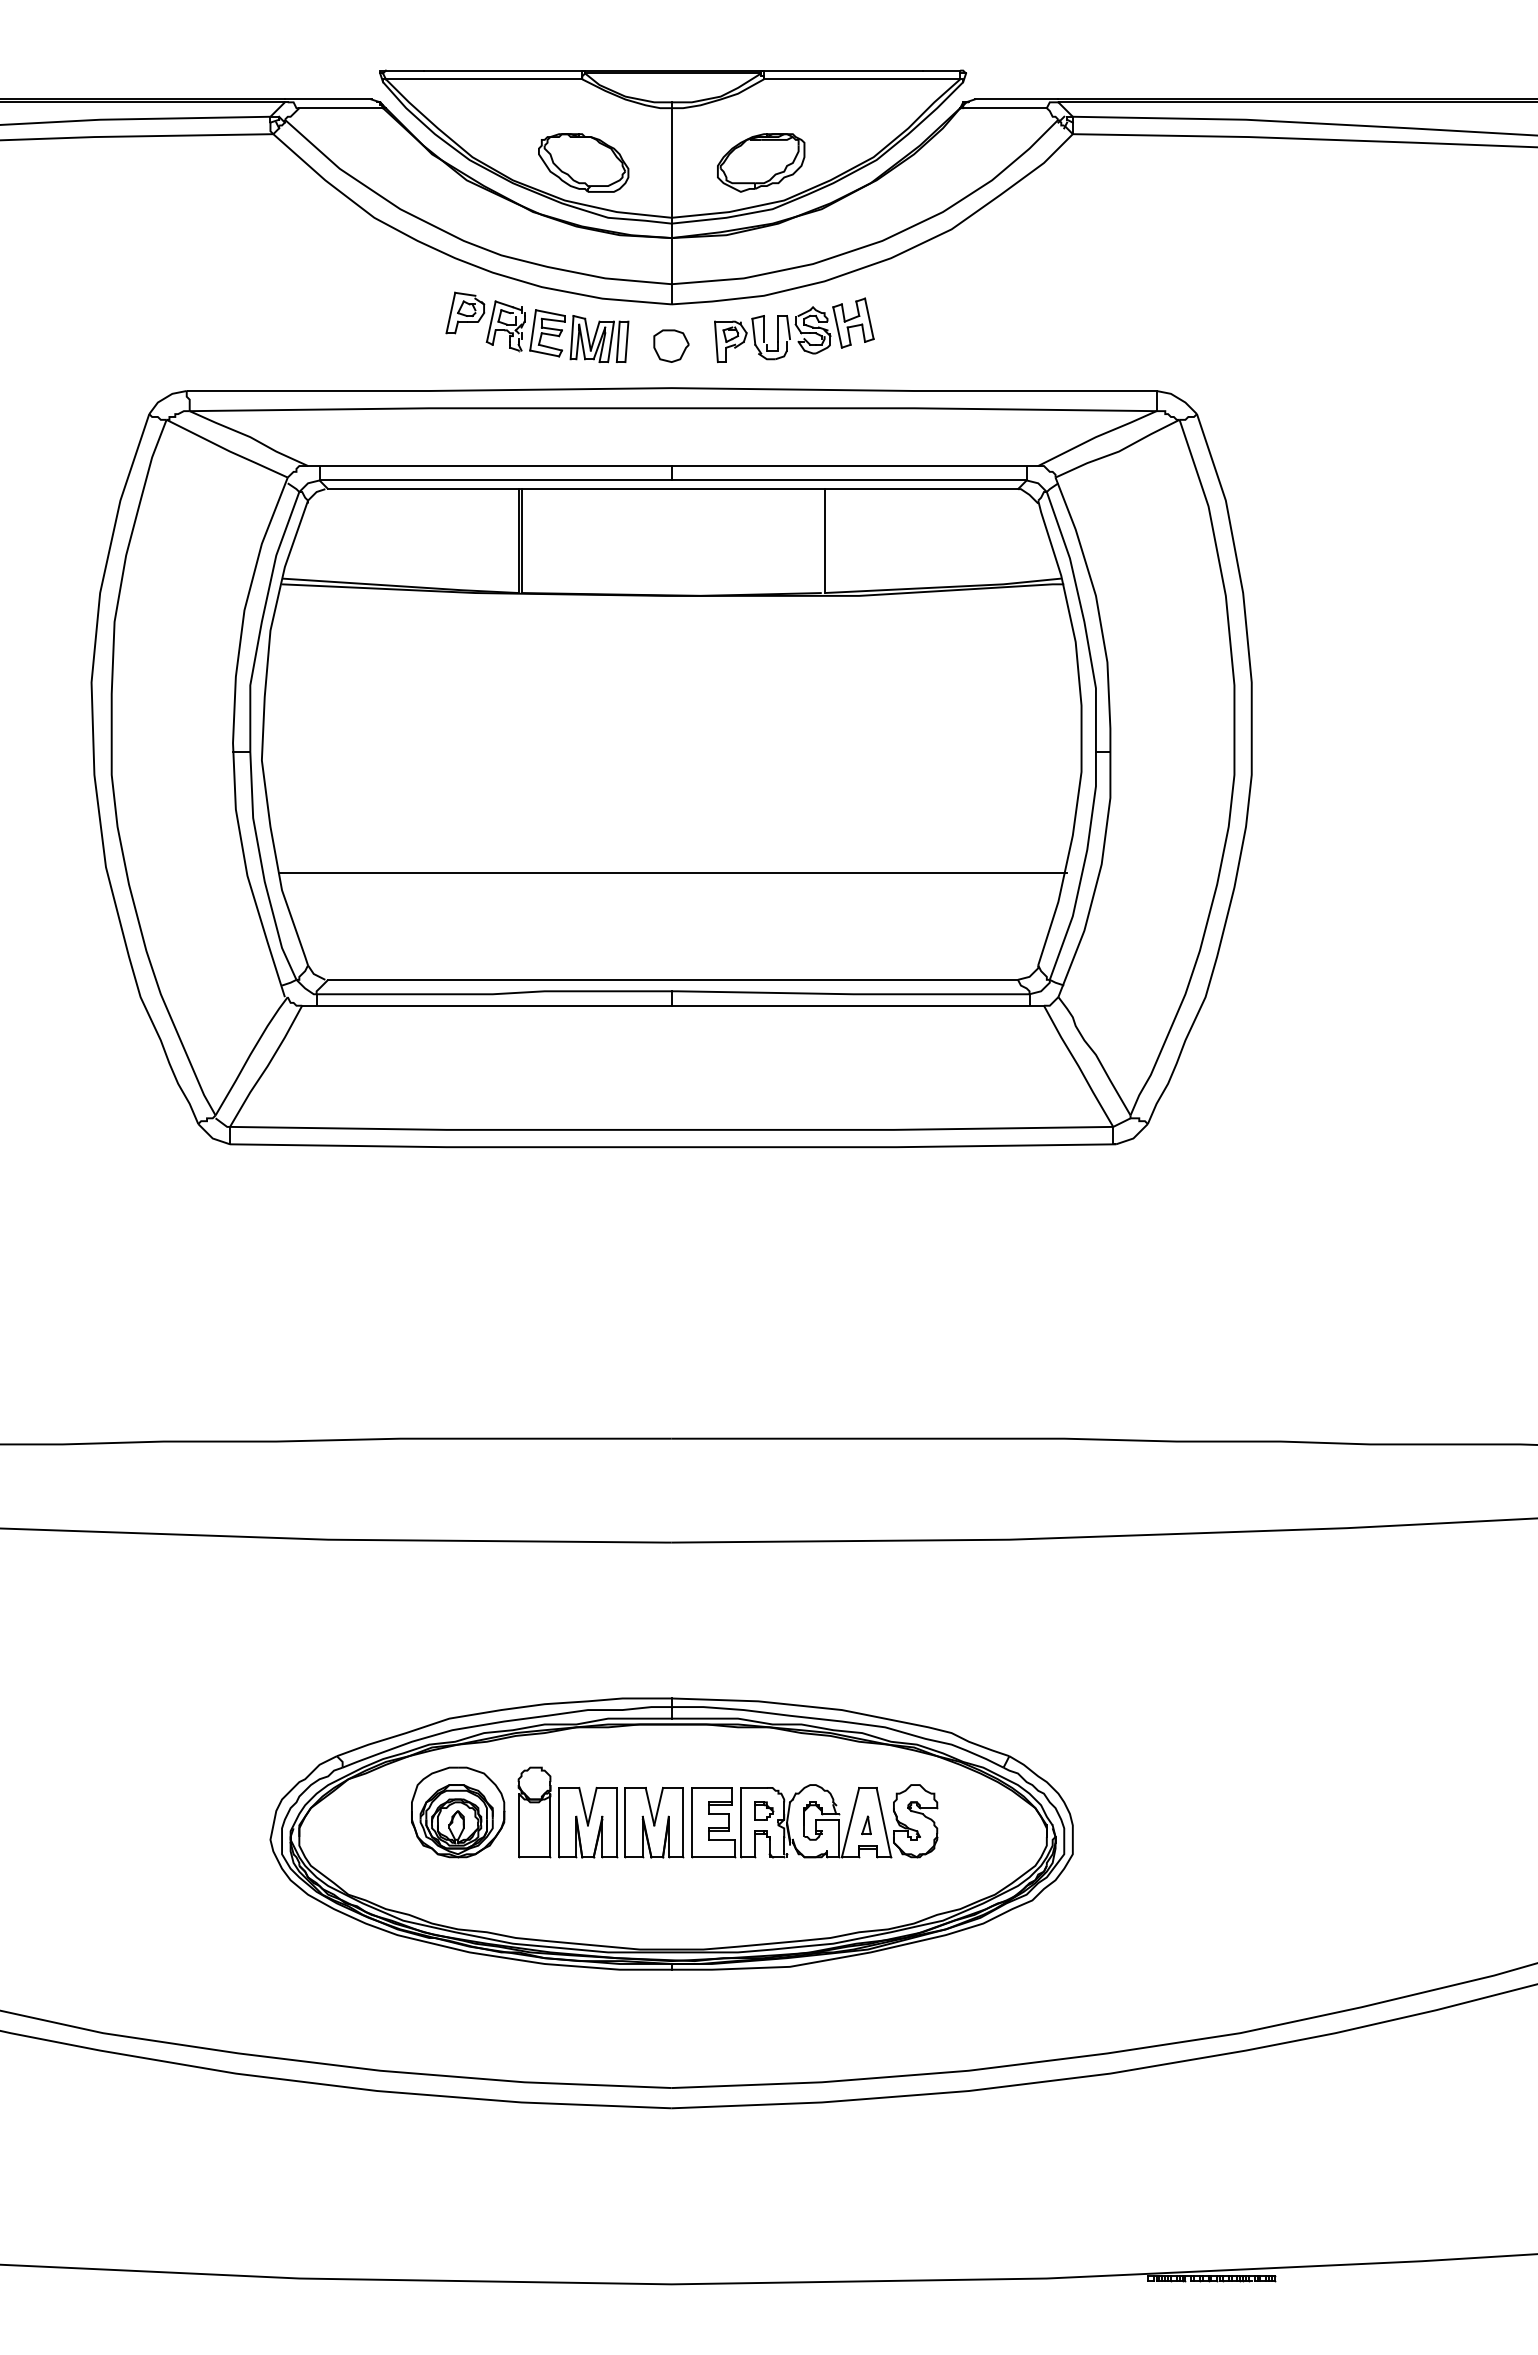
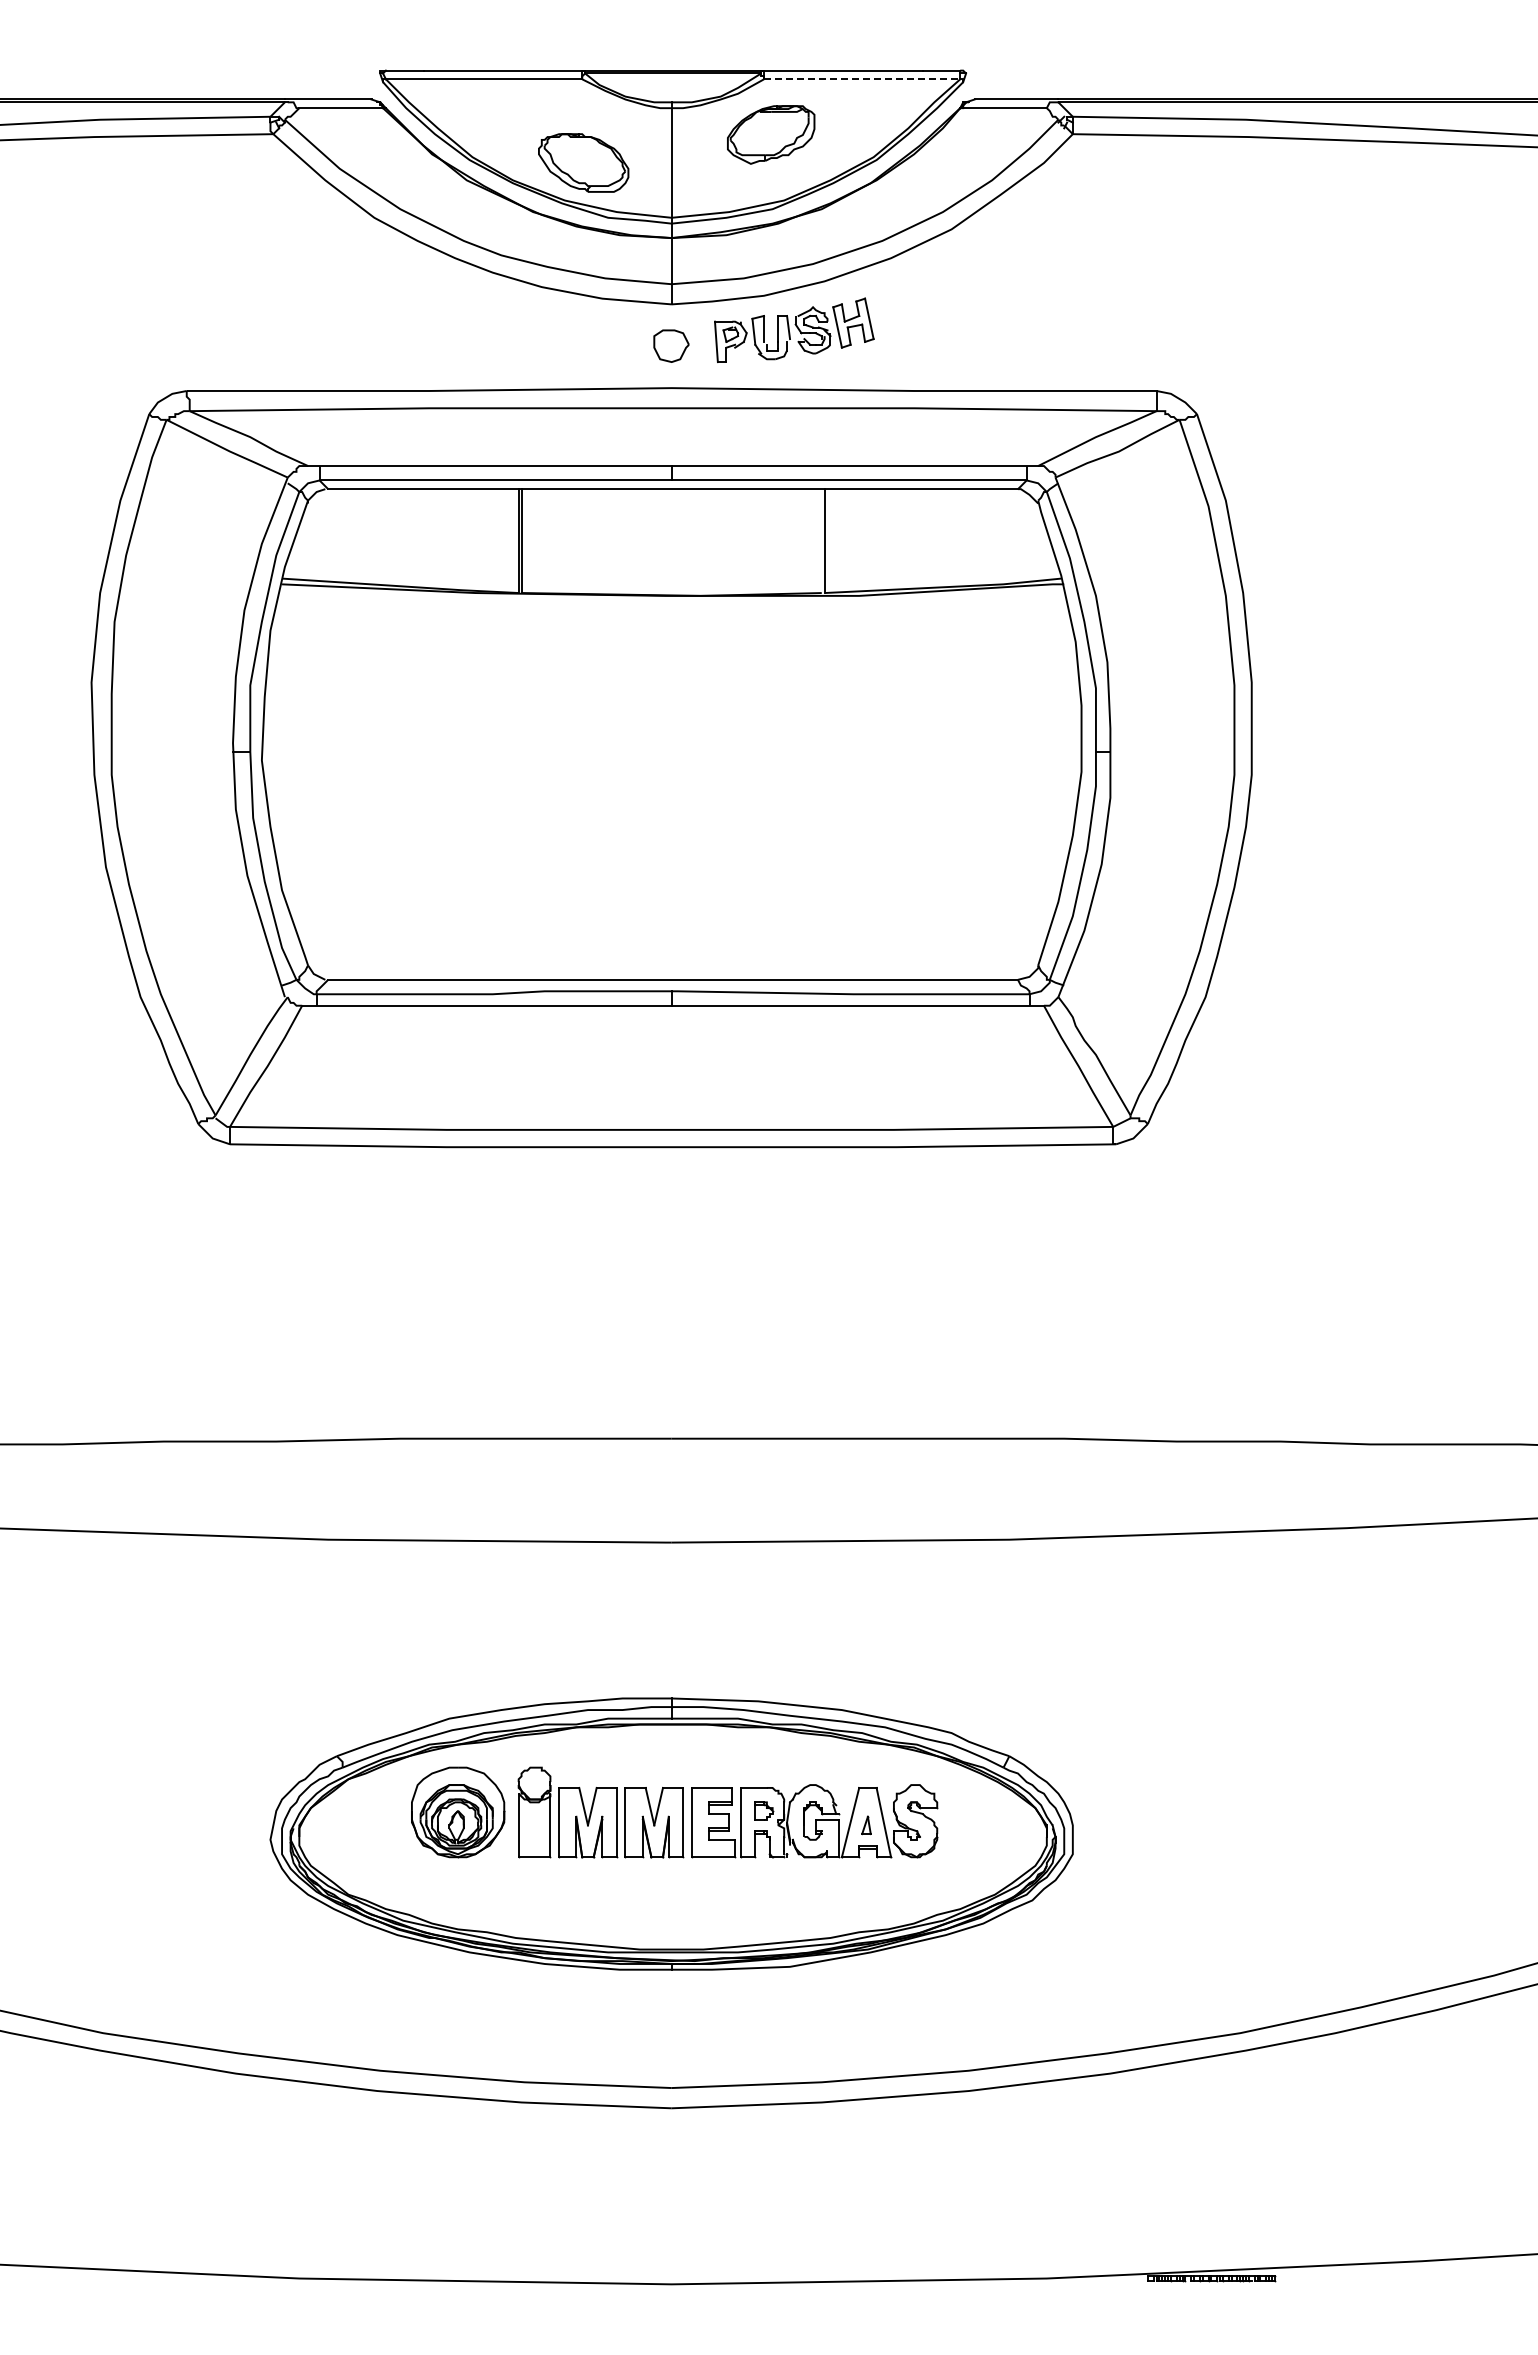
line: solid -> dashed (862, 79)
part position: (761, 162) -> (771, 134) (771, 134)
part: present -> none (537, 327)
line: present -> none (673, 872)
